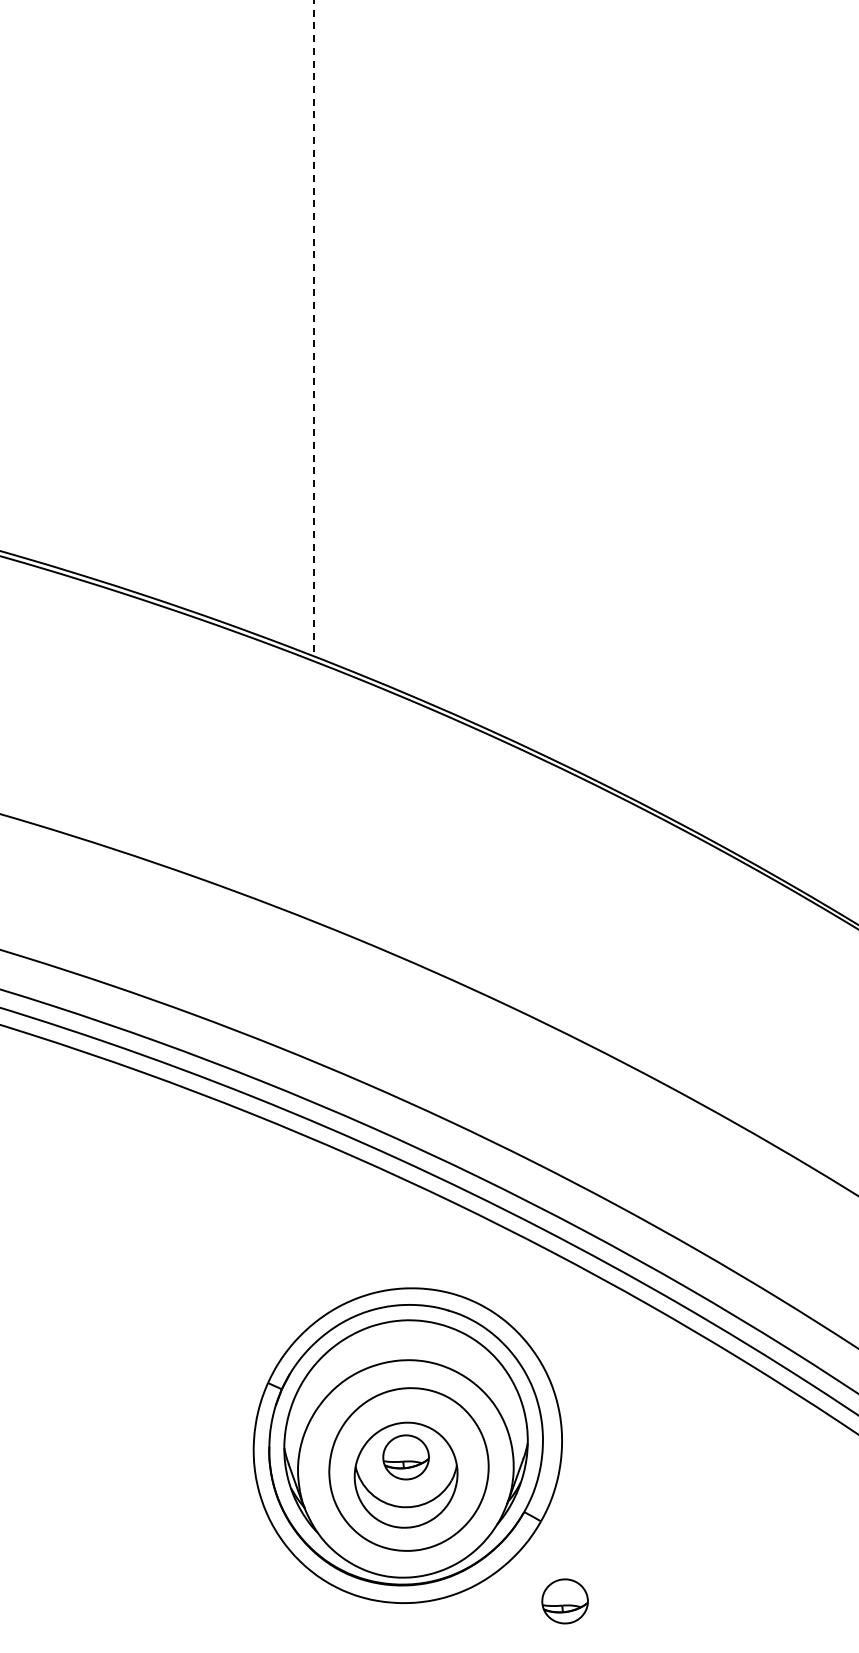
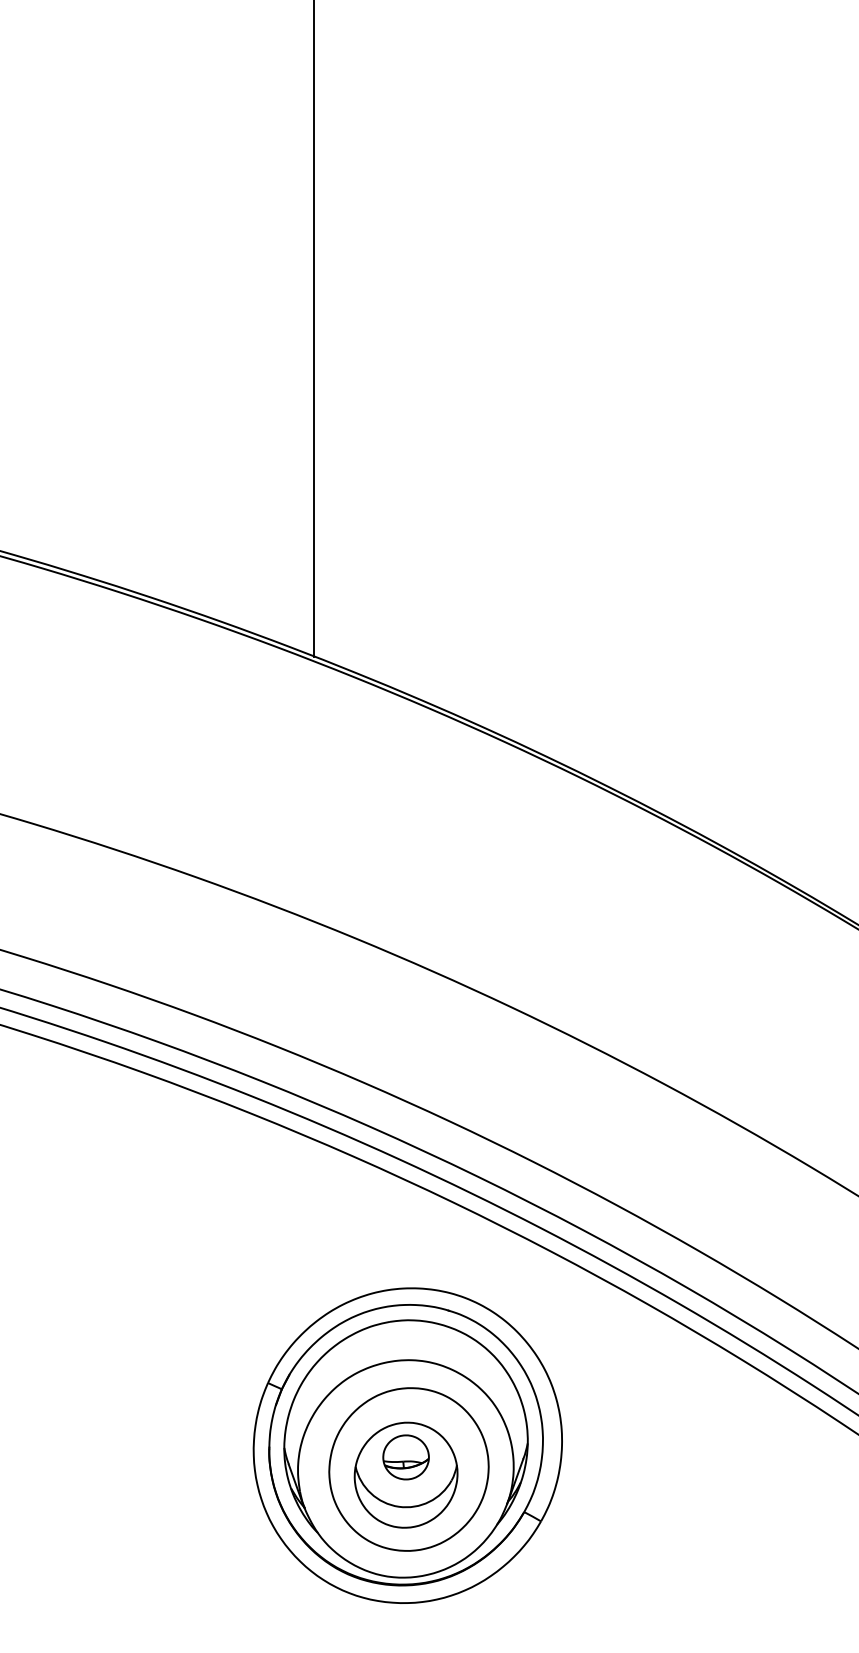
line: dashed -> solid (314, 329)
part: present -> none (564, 1601)
